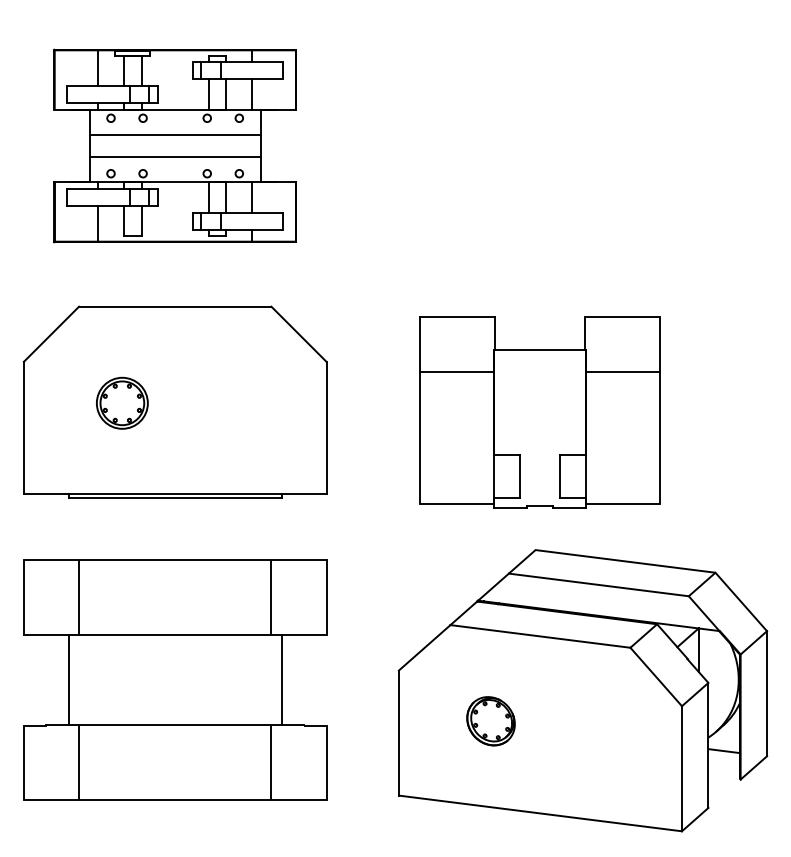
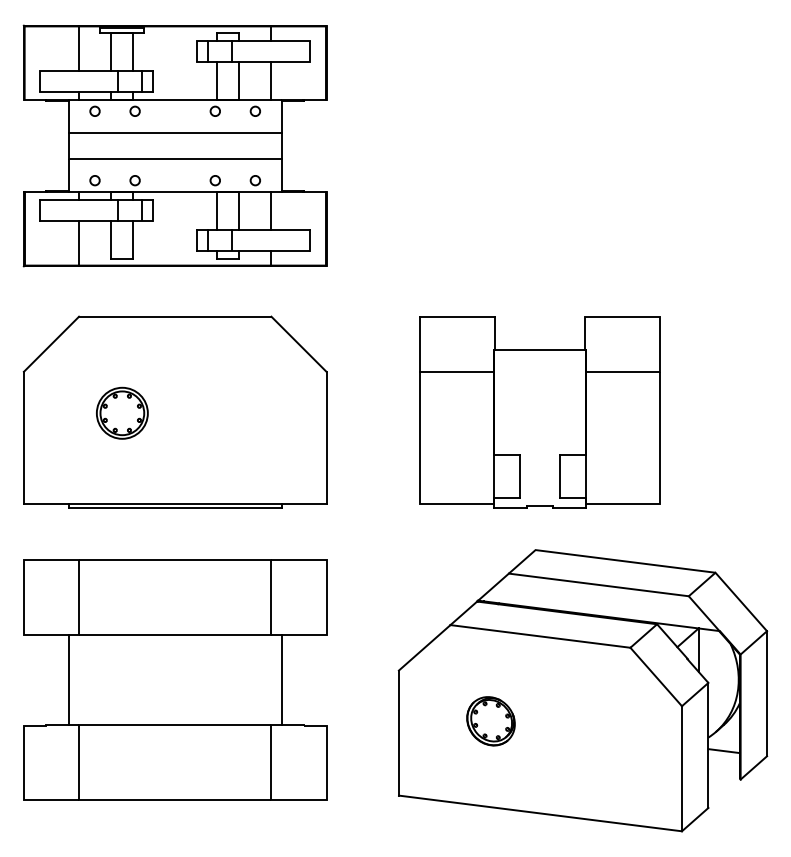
part size: 244x196 px -> 306x244 px (174, 145)
part position: (174, 401) -> (174, 411) (174, 411)
